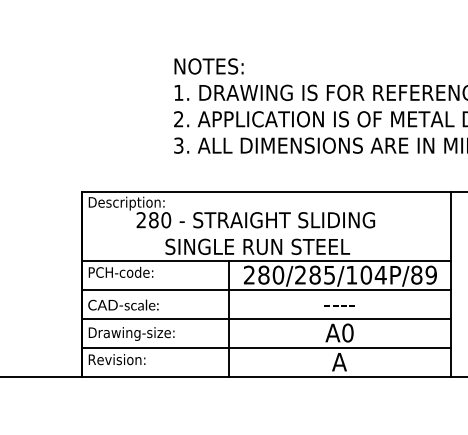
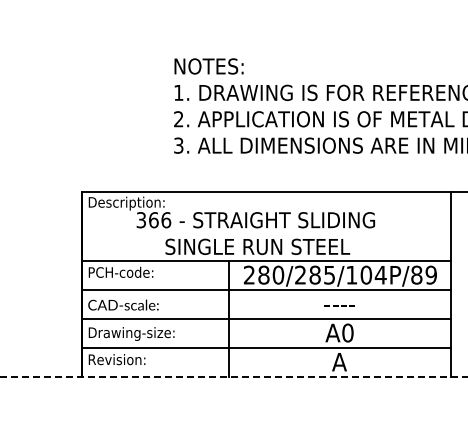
text: 280 -> 366 (153, 220)
line: solid -> dashed (233, 376)
